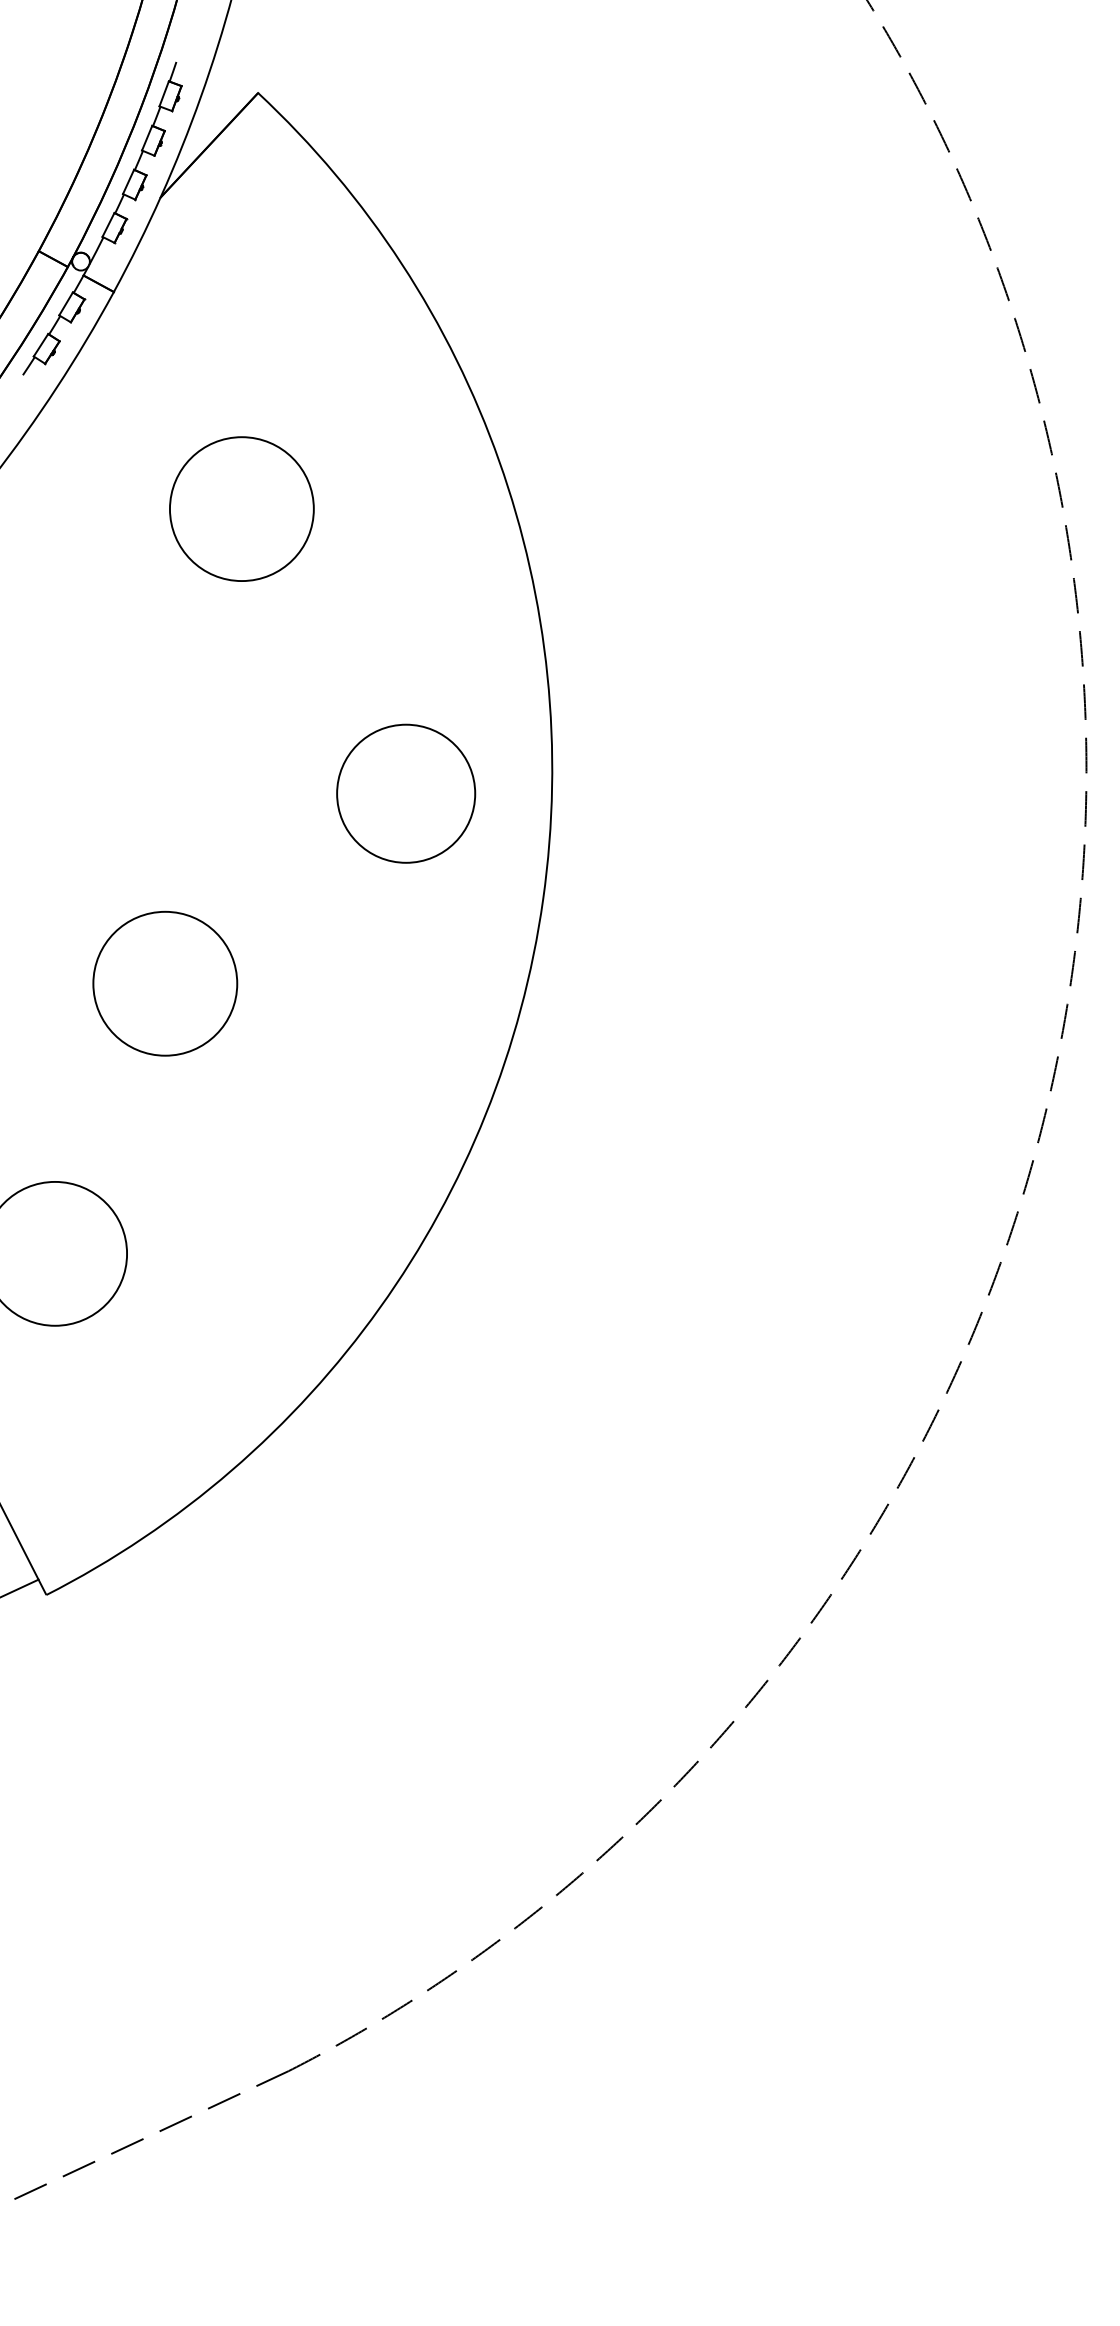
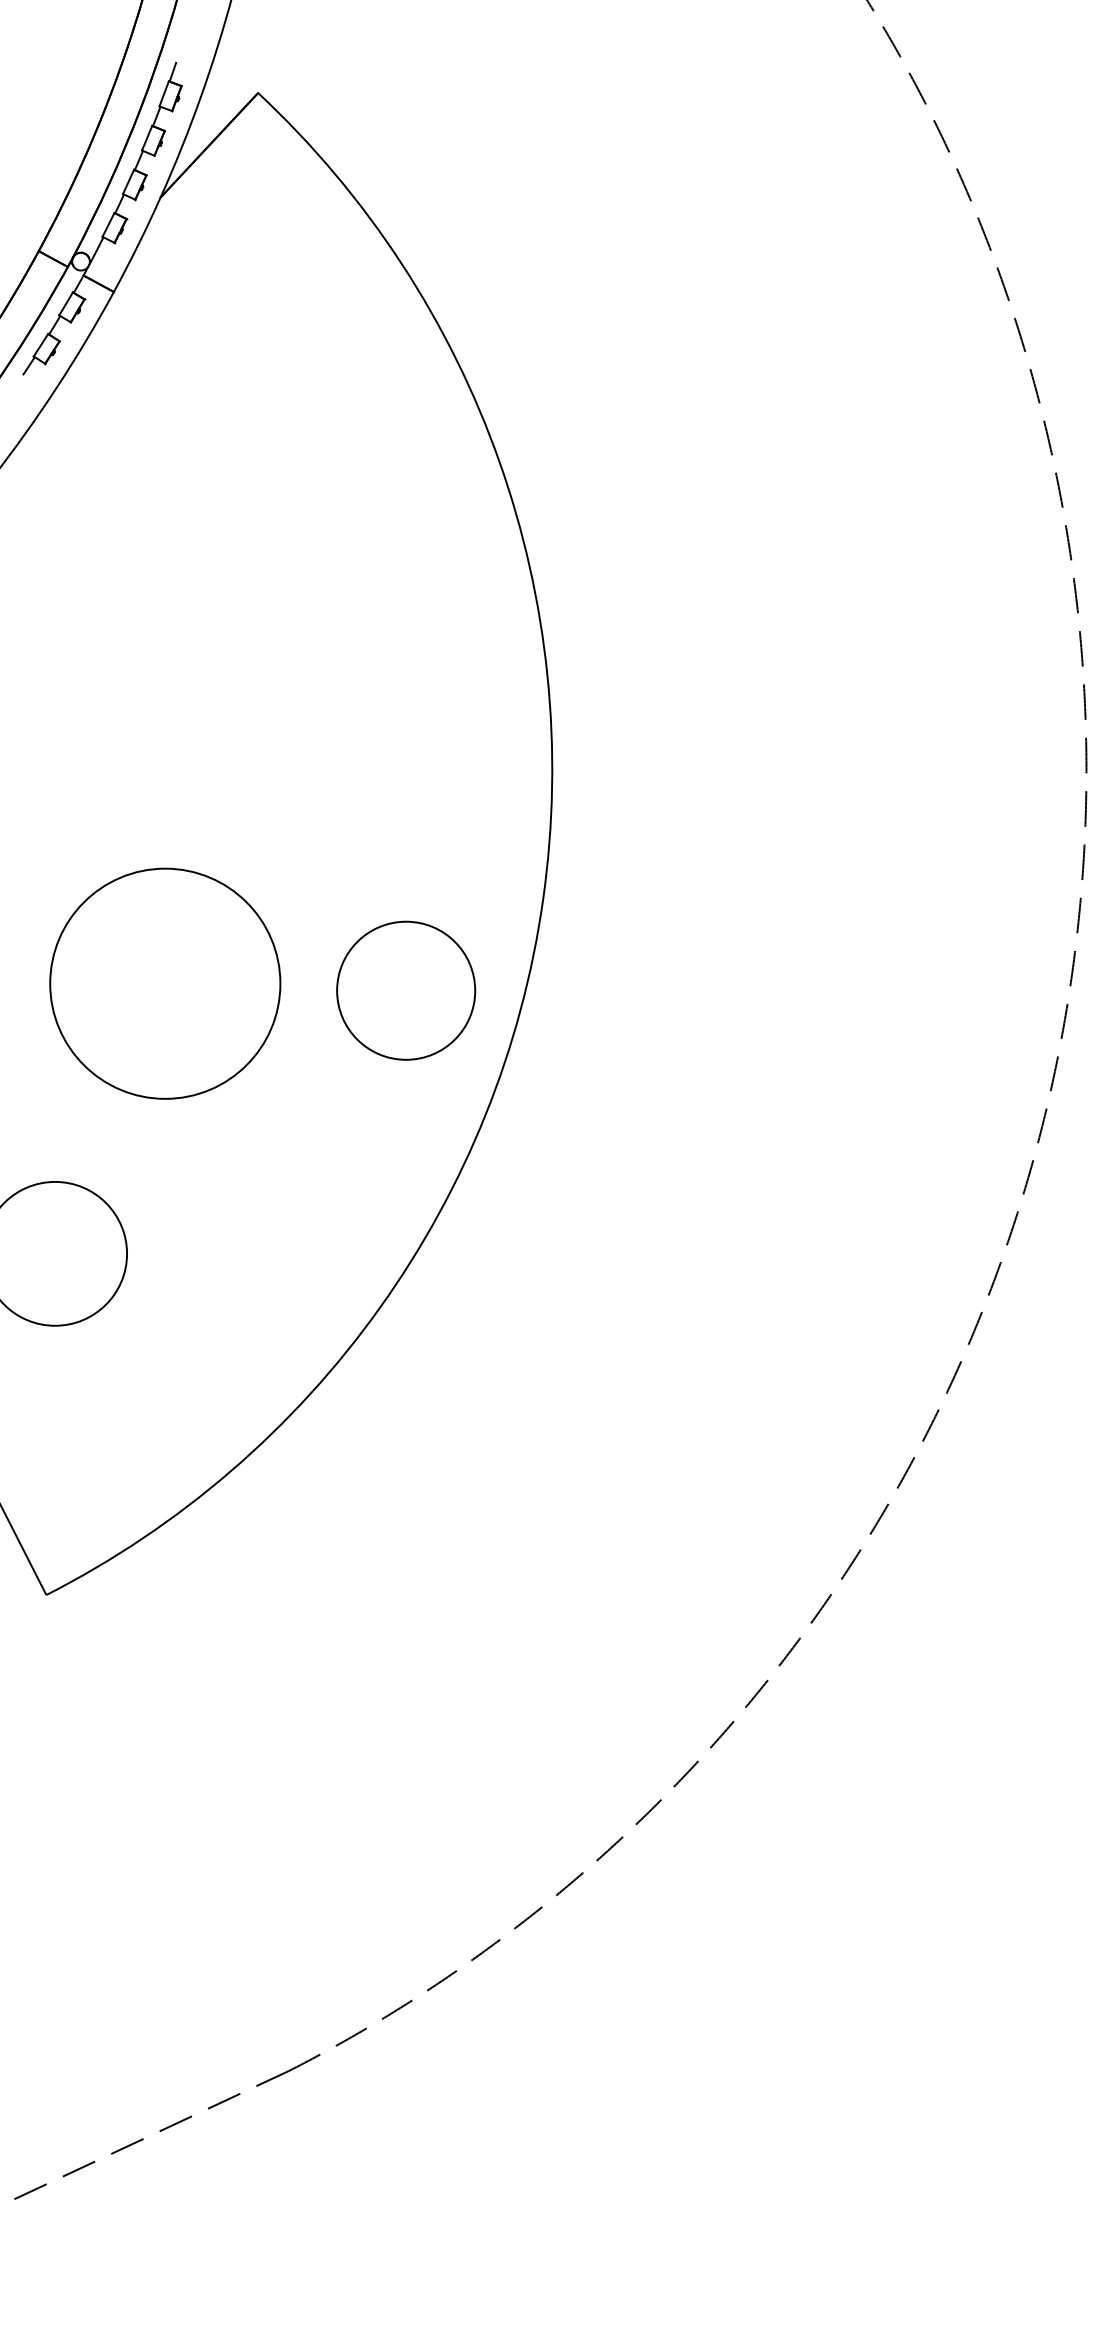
circle: present -> none (241, 508)
circle position: (406, 793) -> (406, 990) (406, 990)
circle diameter: 144 px -> 230 px (165, 983)
line: present -> none (20, 1587)
